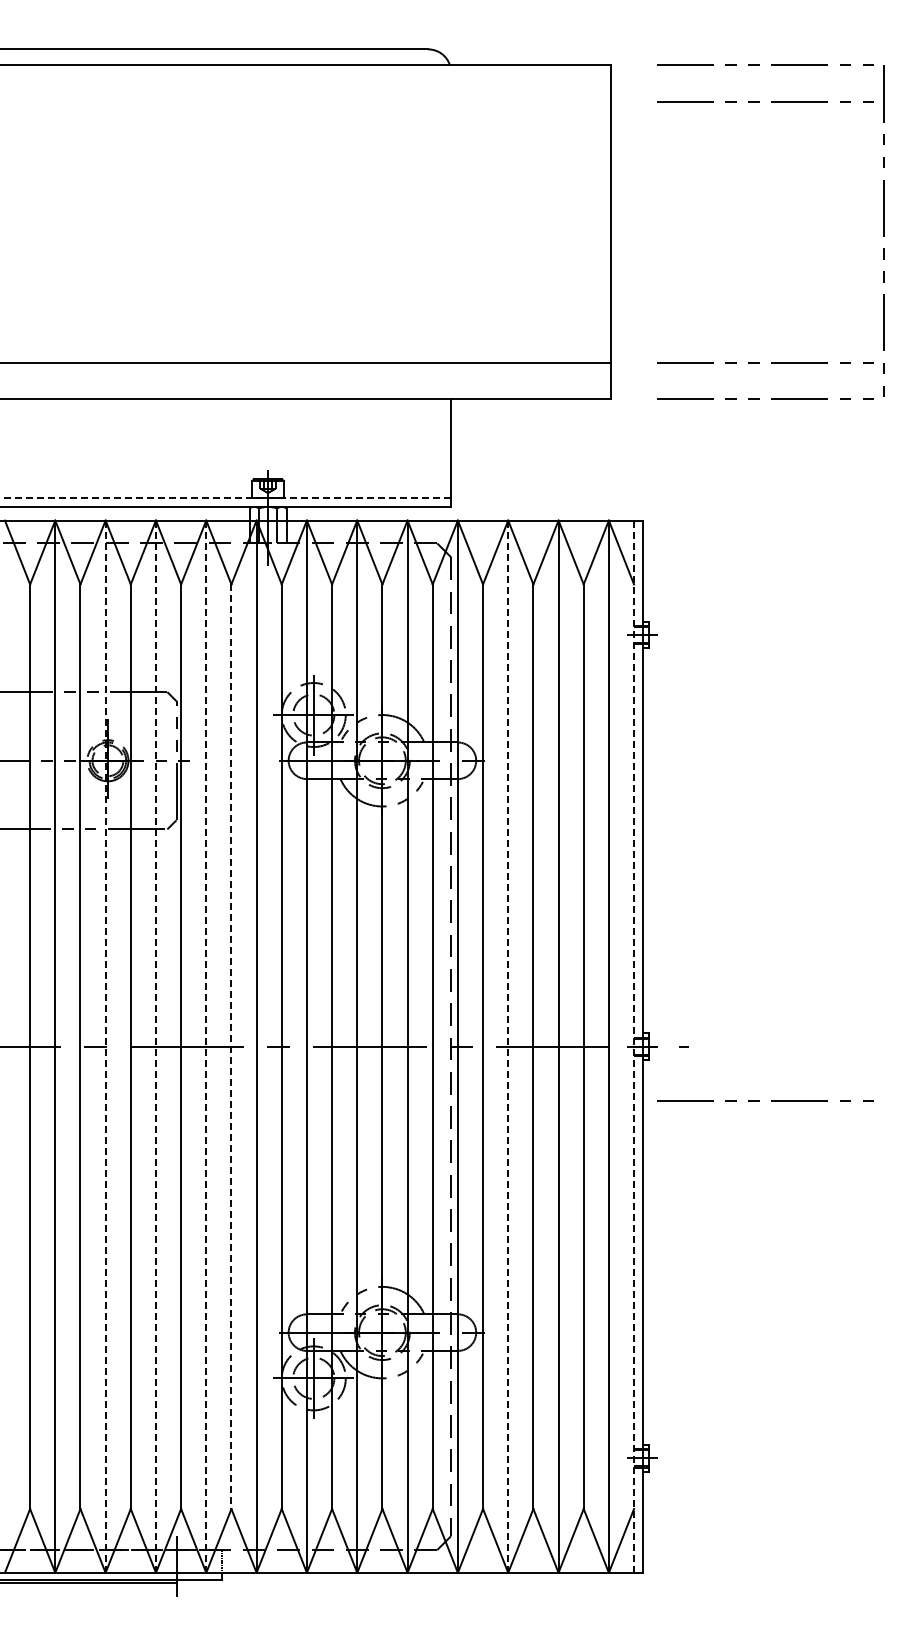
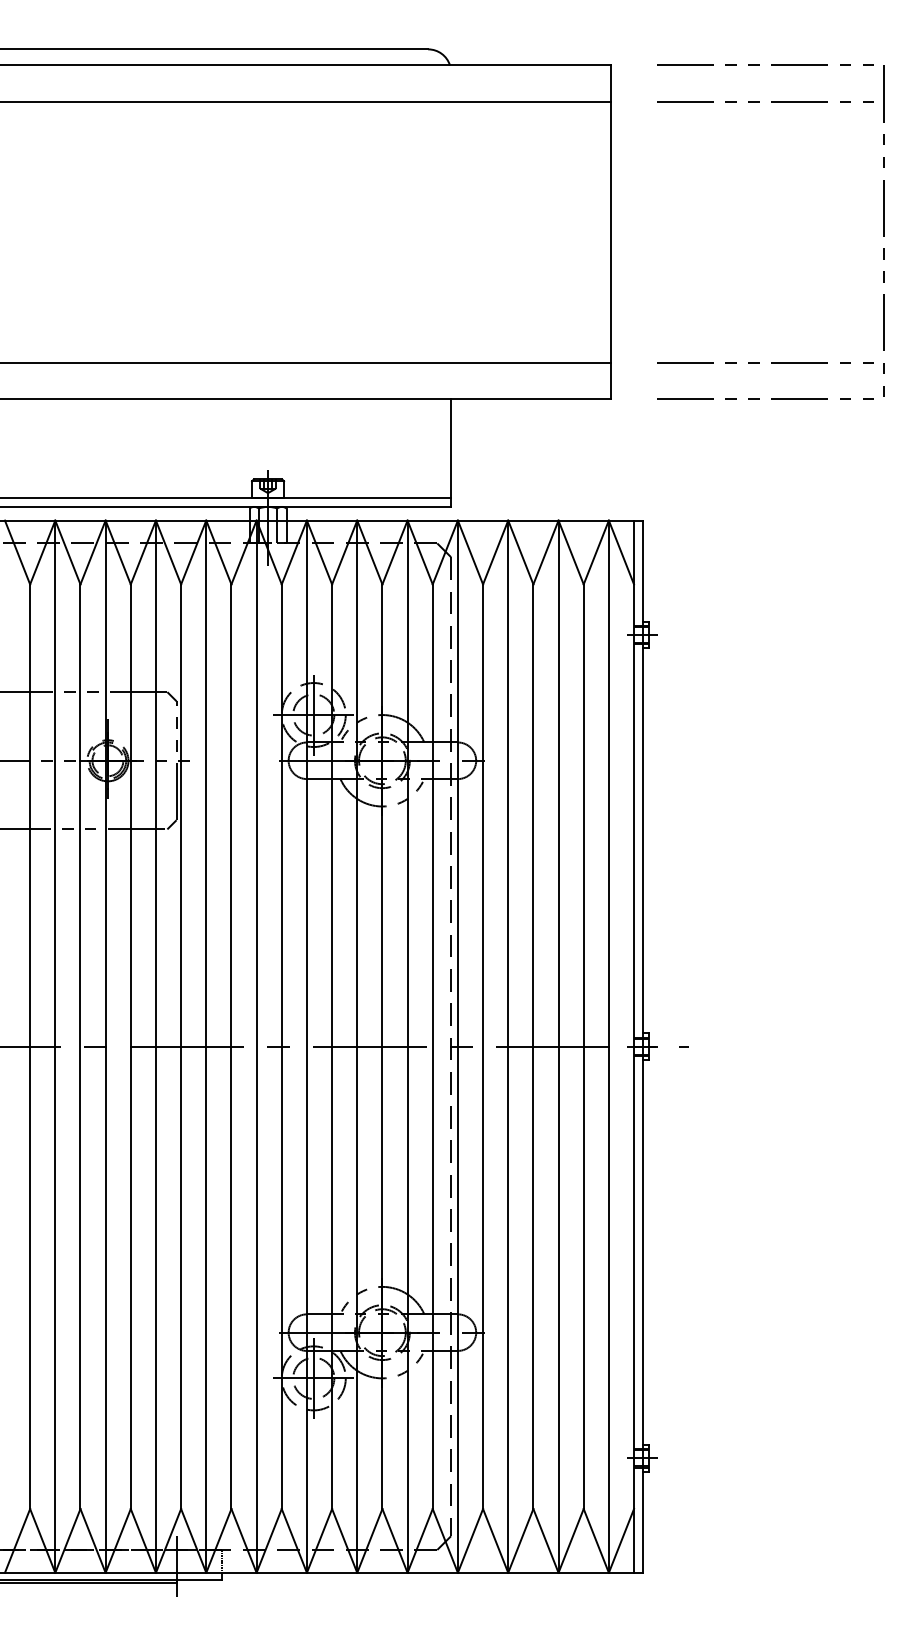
line: none -> present (306, 101)
line: dashed -> solid (225, 497)
line: dashed -> solid (105, 1046)
line: dashed -> solid (155, 1046)
line: dashed -> solid (206, 1046)
line: dashed -> solid (508, 1046)
line: dashed -> solid (634, 1046)
line: dashed -> solid (231, 1047)
line: present -> none (759, 1100)
